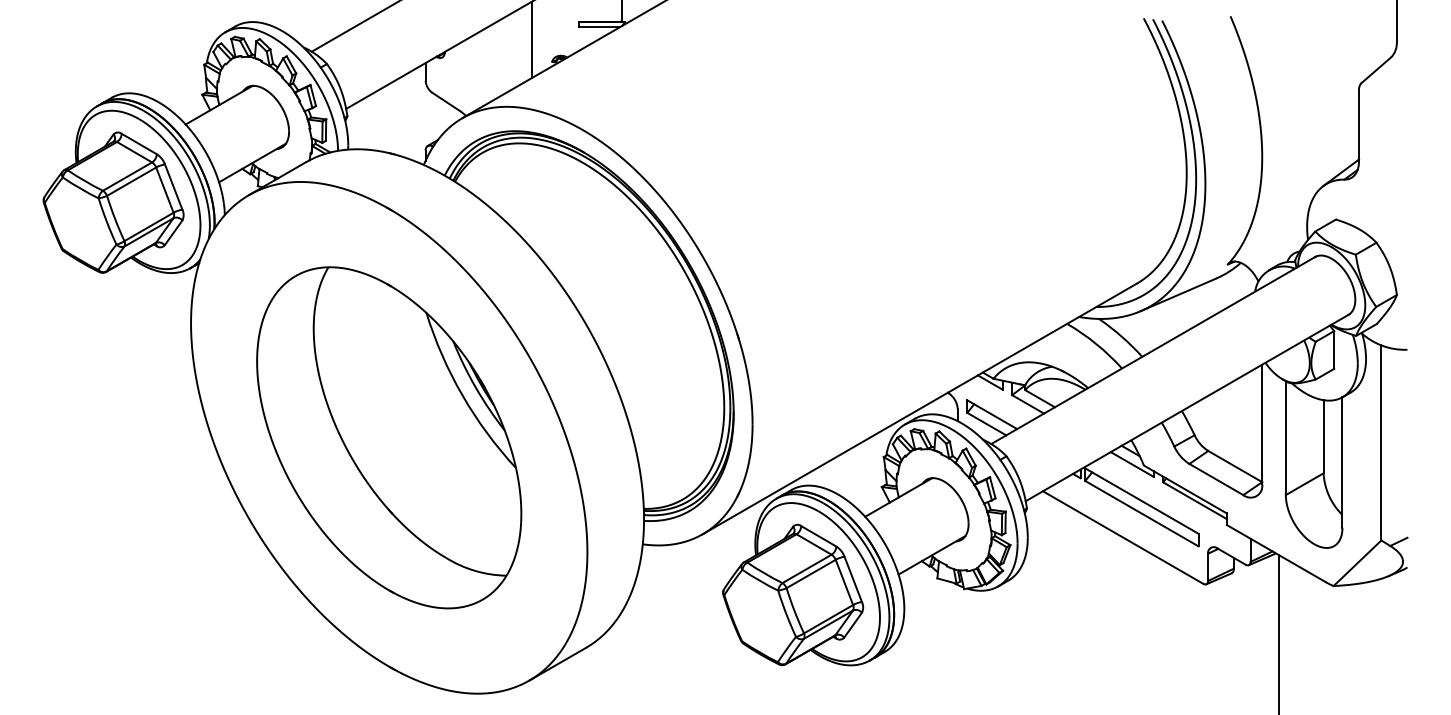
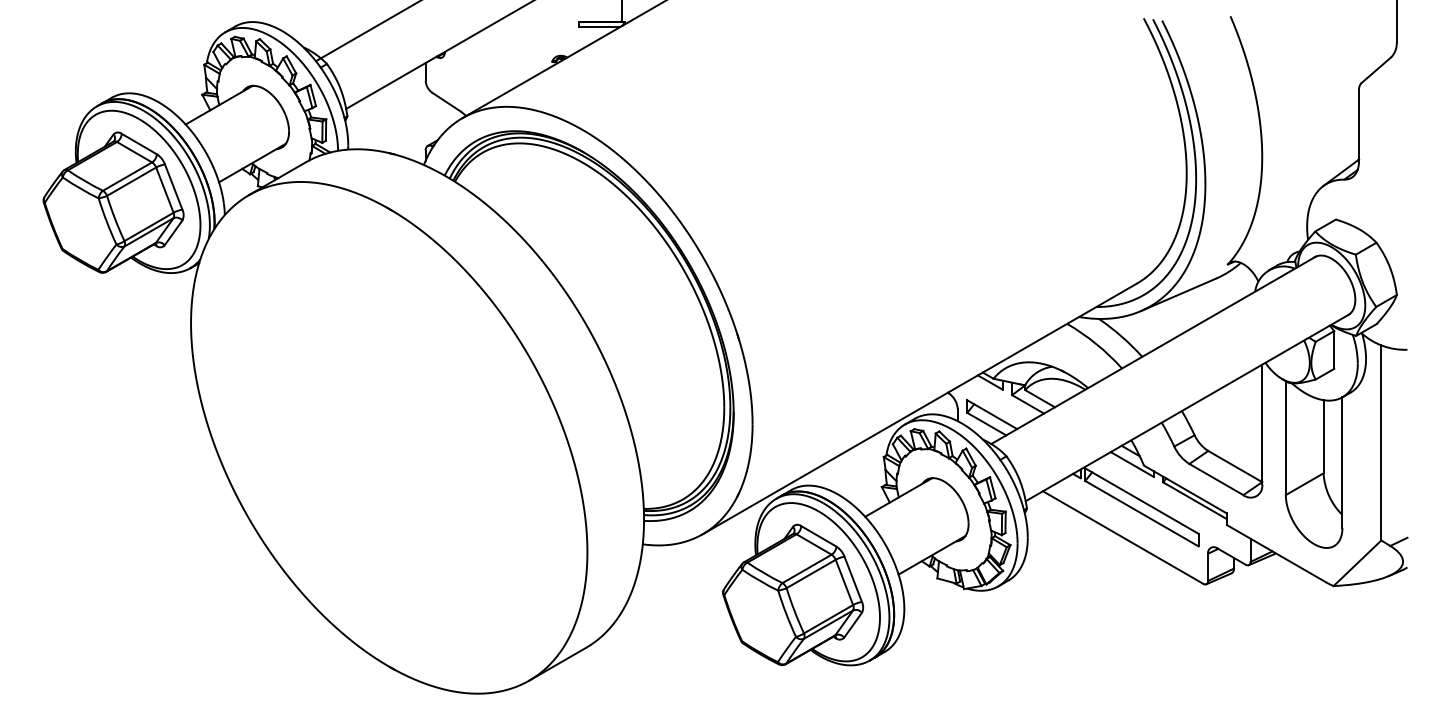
line position: (354, 26) -> (367, 31) (367, 31)
line: present -> none (531, 40)
part: present -> none (389, 437)
line: present -> none (1278, 633)
